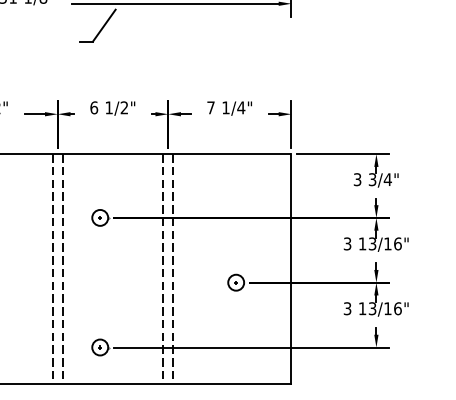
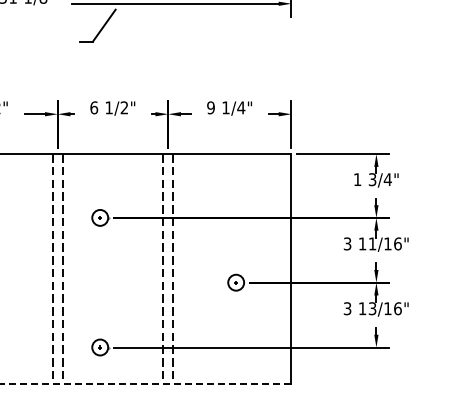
text: 7 -> 9 (210, 107)
text: 3 -> 1 (357, 179)
text: 13/16" -> 11/16" (372, 243)
line: solid -> dashed (145, 383)
